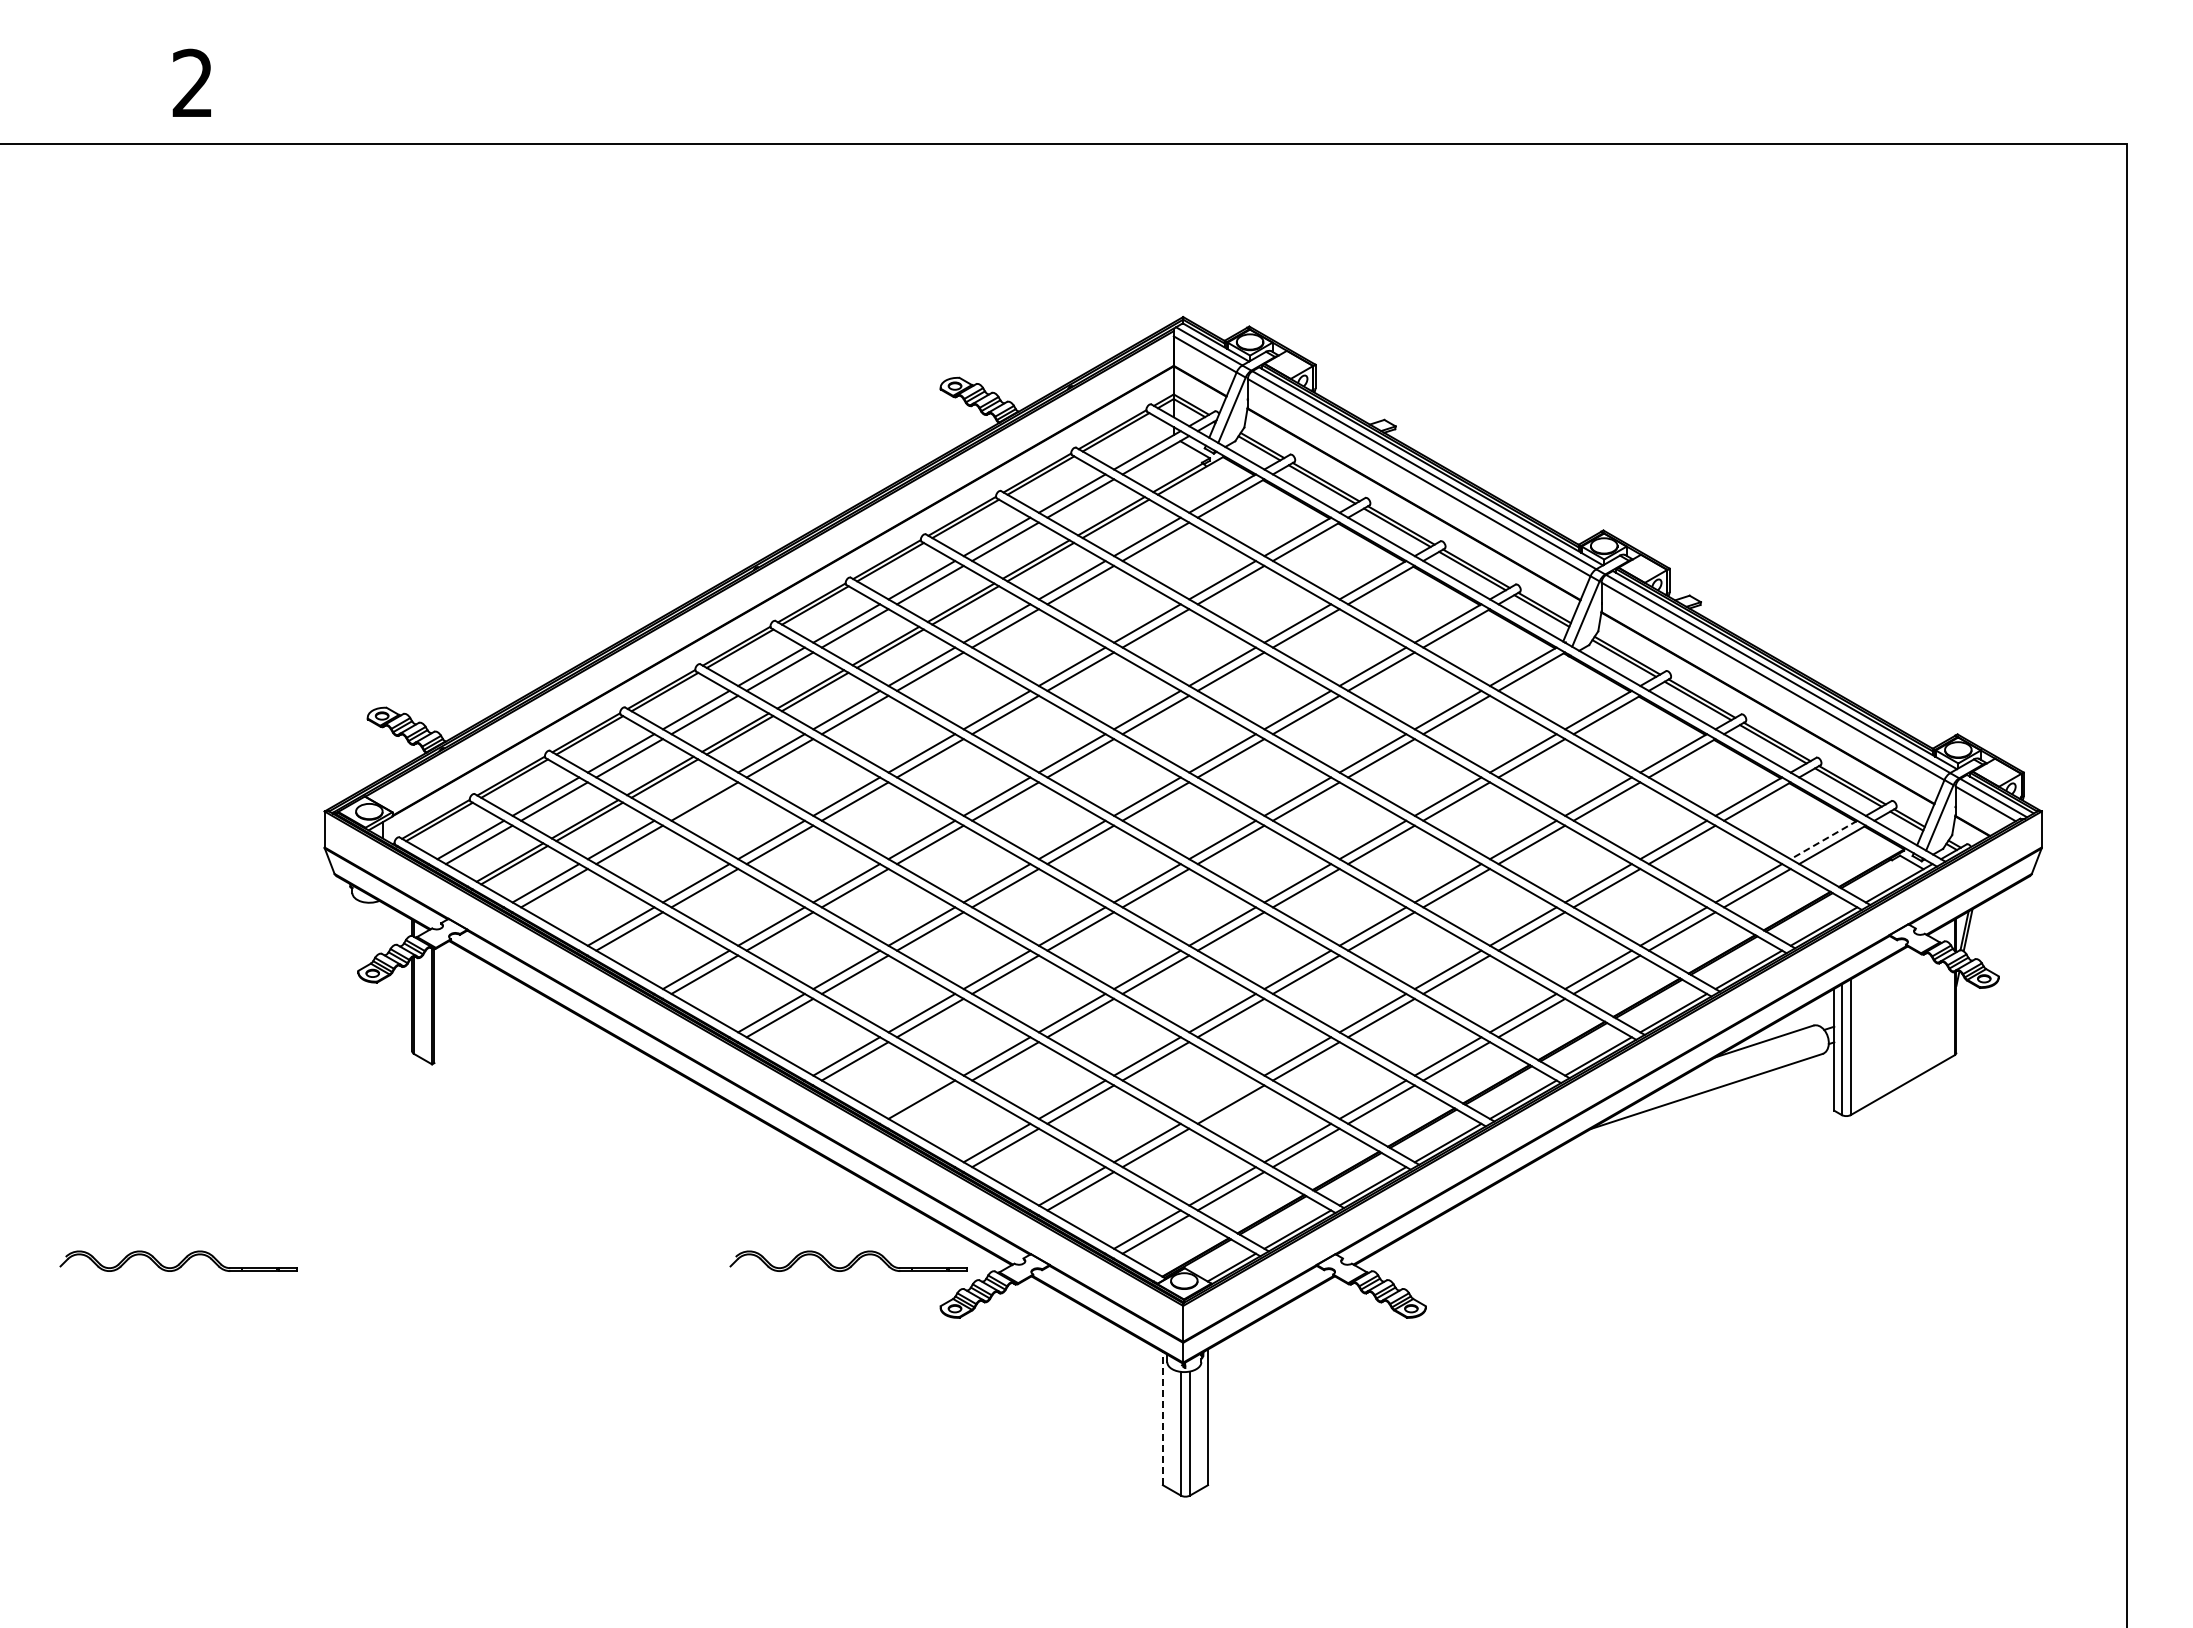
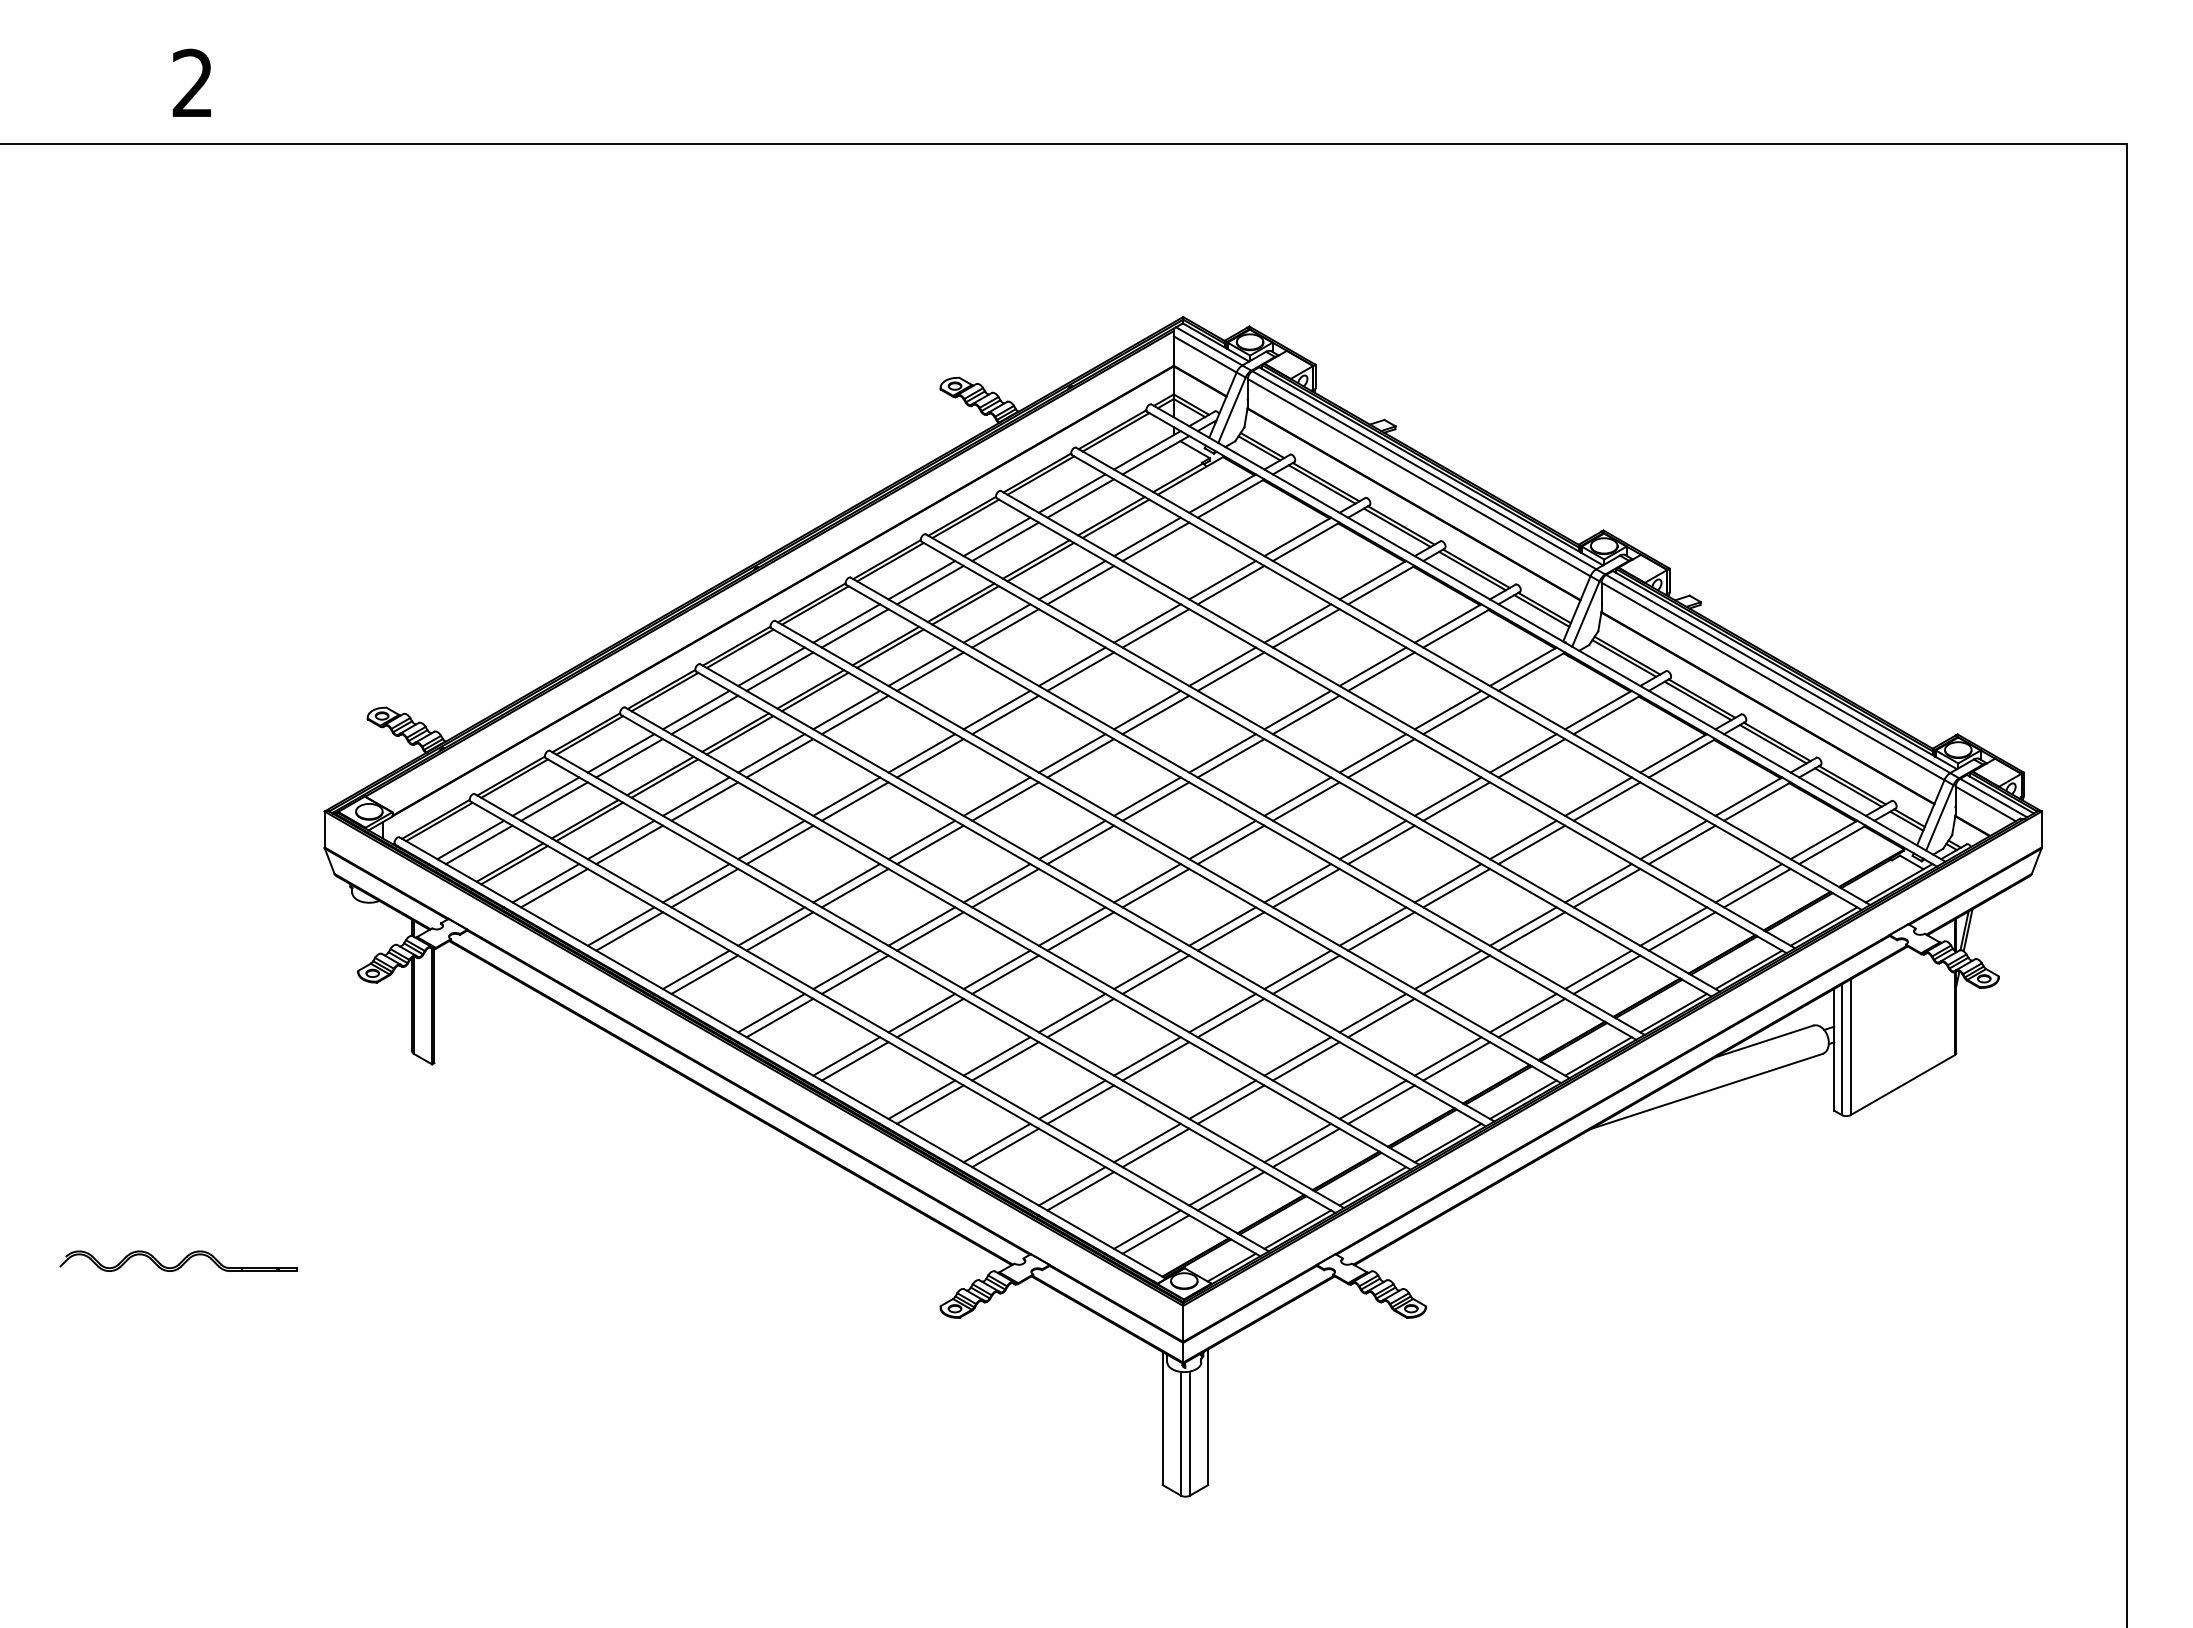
line: none -> present (695, 796)
line: dashed -> solid (1823, 840)
line: none -> present (1222, 1099)
line: none -> present (930, 1104)
part: present -> none (848, 1260)
line: dashed -> solid (1162, 1418)
